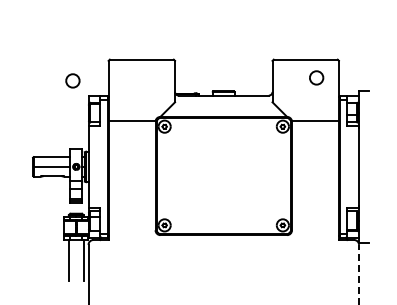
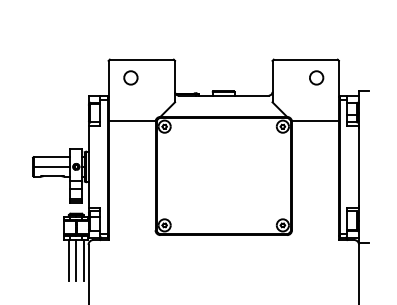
part position: (72, 80) -> (130, 77) (130, 77)
line: none -> present (76, 259)
line: dashed -> solid (359, 274)
